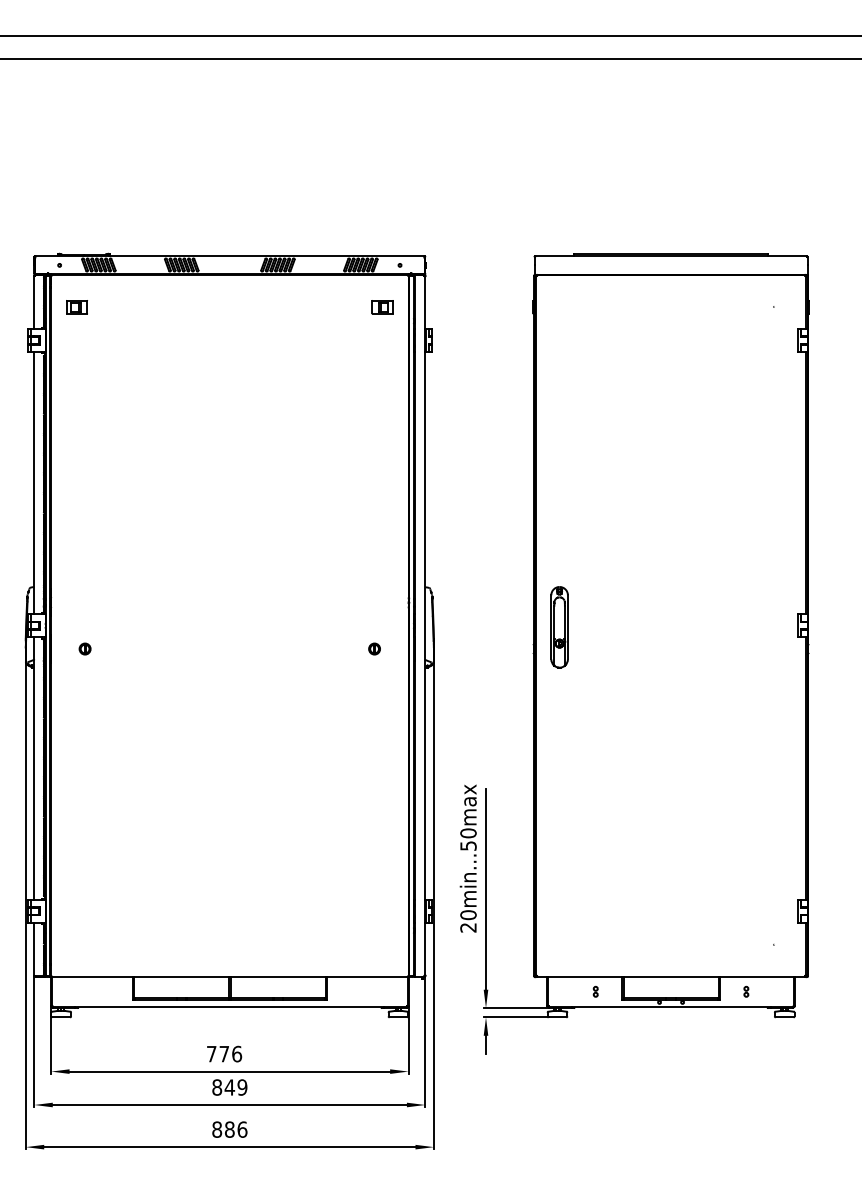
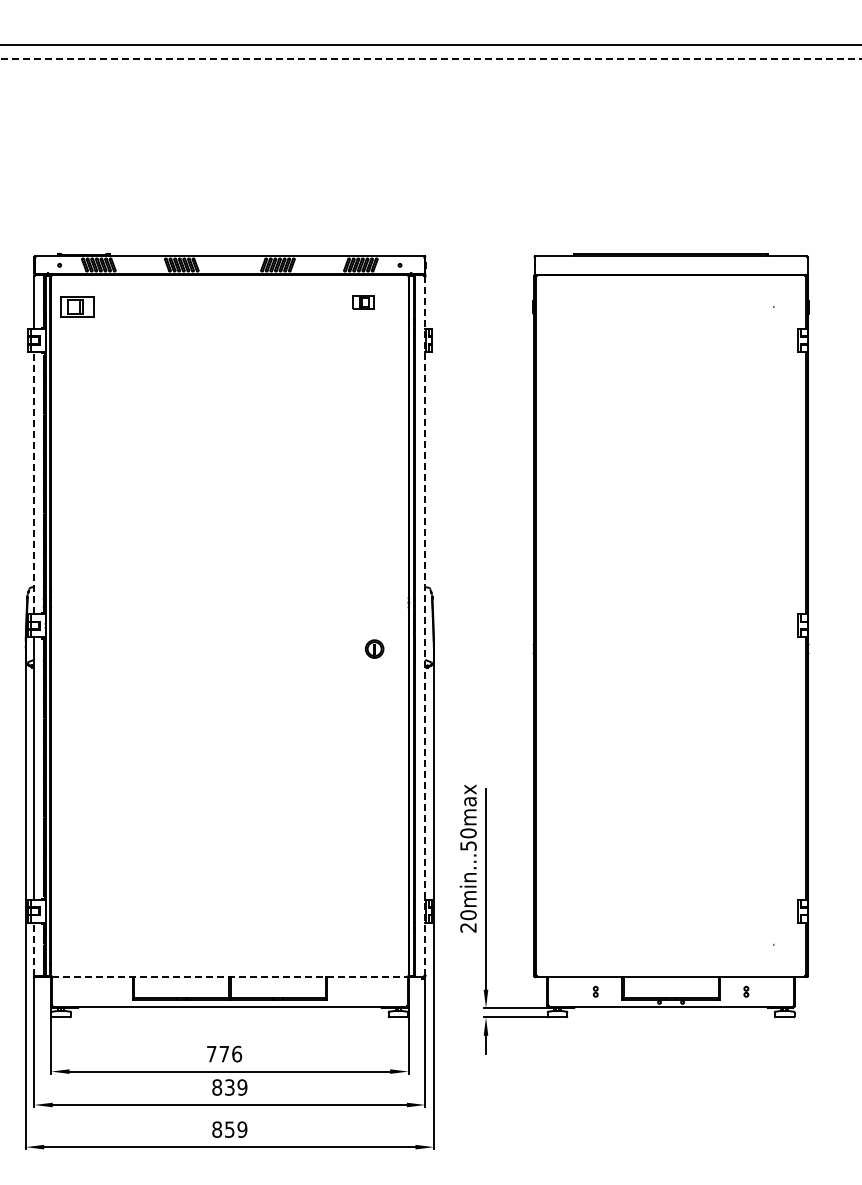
line position: (430, 35) -> (430, 44) (430, 44)
line: solid -> dashed (431, 58)
part size: 22x15 px -> 35x23 px (77, 307)
part position: (382, 307) -> (363, 302) (363, 302)
line: solid -> dashed (34, 482)
line: solid -> dashed (425, 625)
part: present -> none (559, 627)
part: present -> none (84, 648)
part size: 13x14 px -> 20x20 px (374, 648)
line: solid -> dashed (34, 949)
line: solid -> dashed (229, 977)
text: 849 -> 839 (229, 1087)
text: 886 -> 859 (236, 1129)
